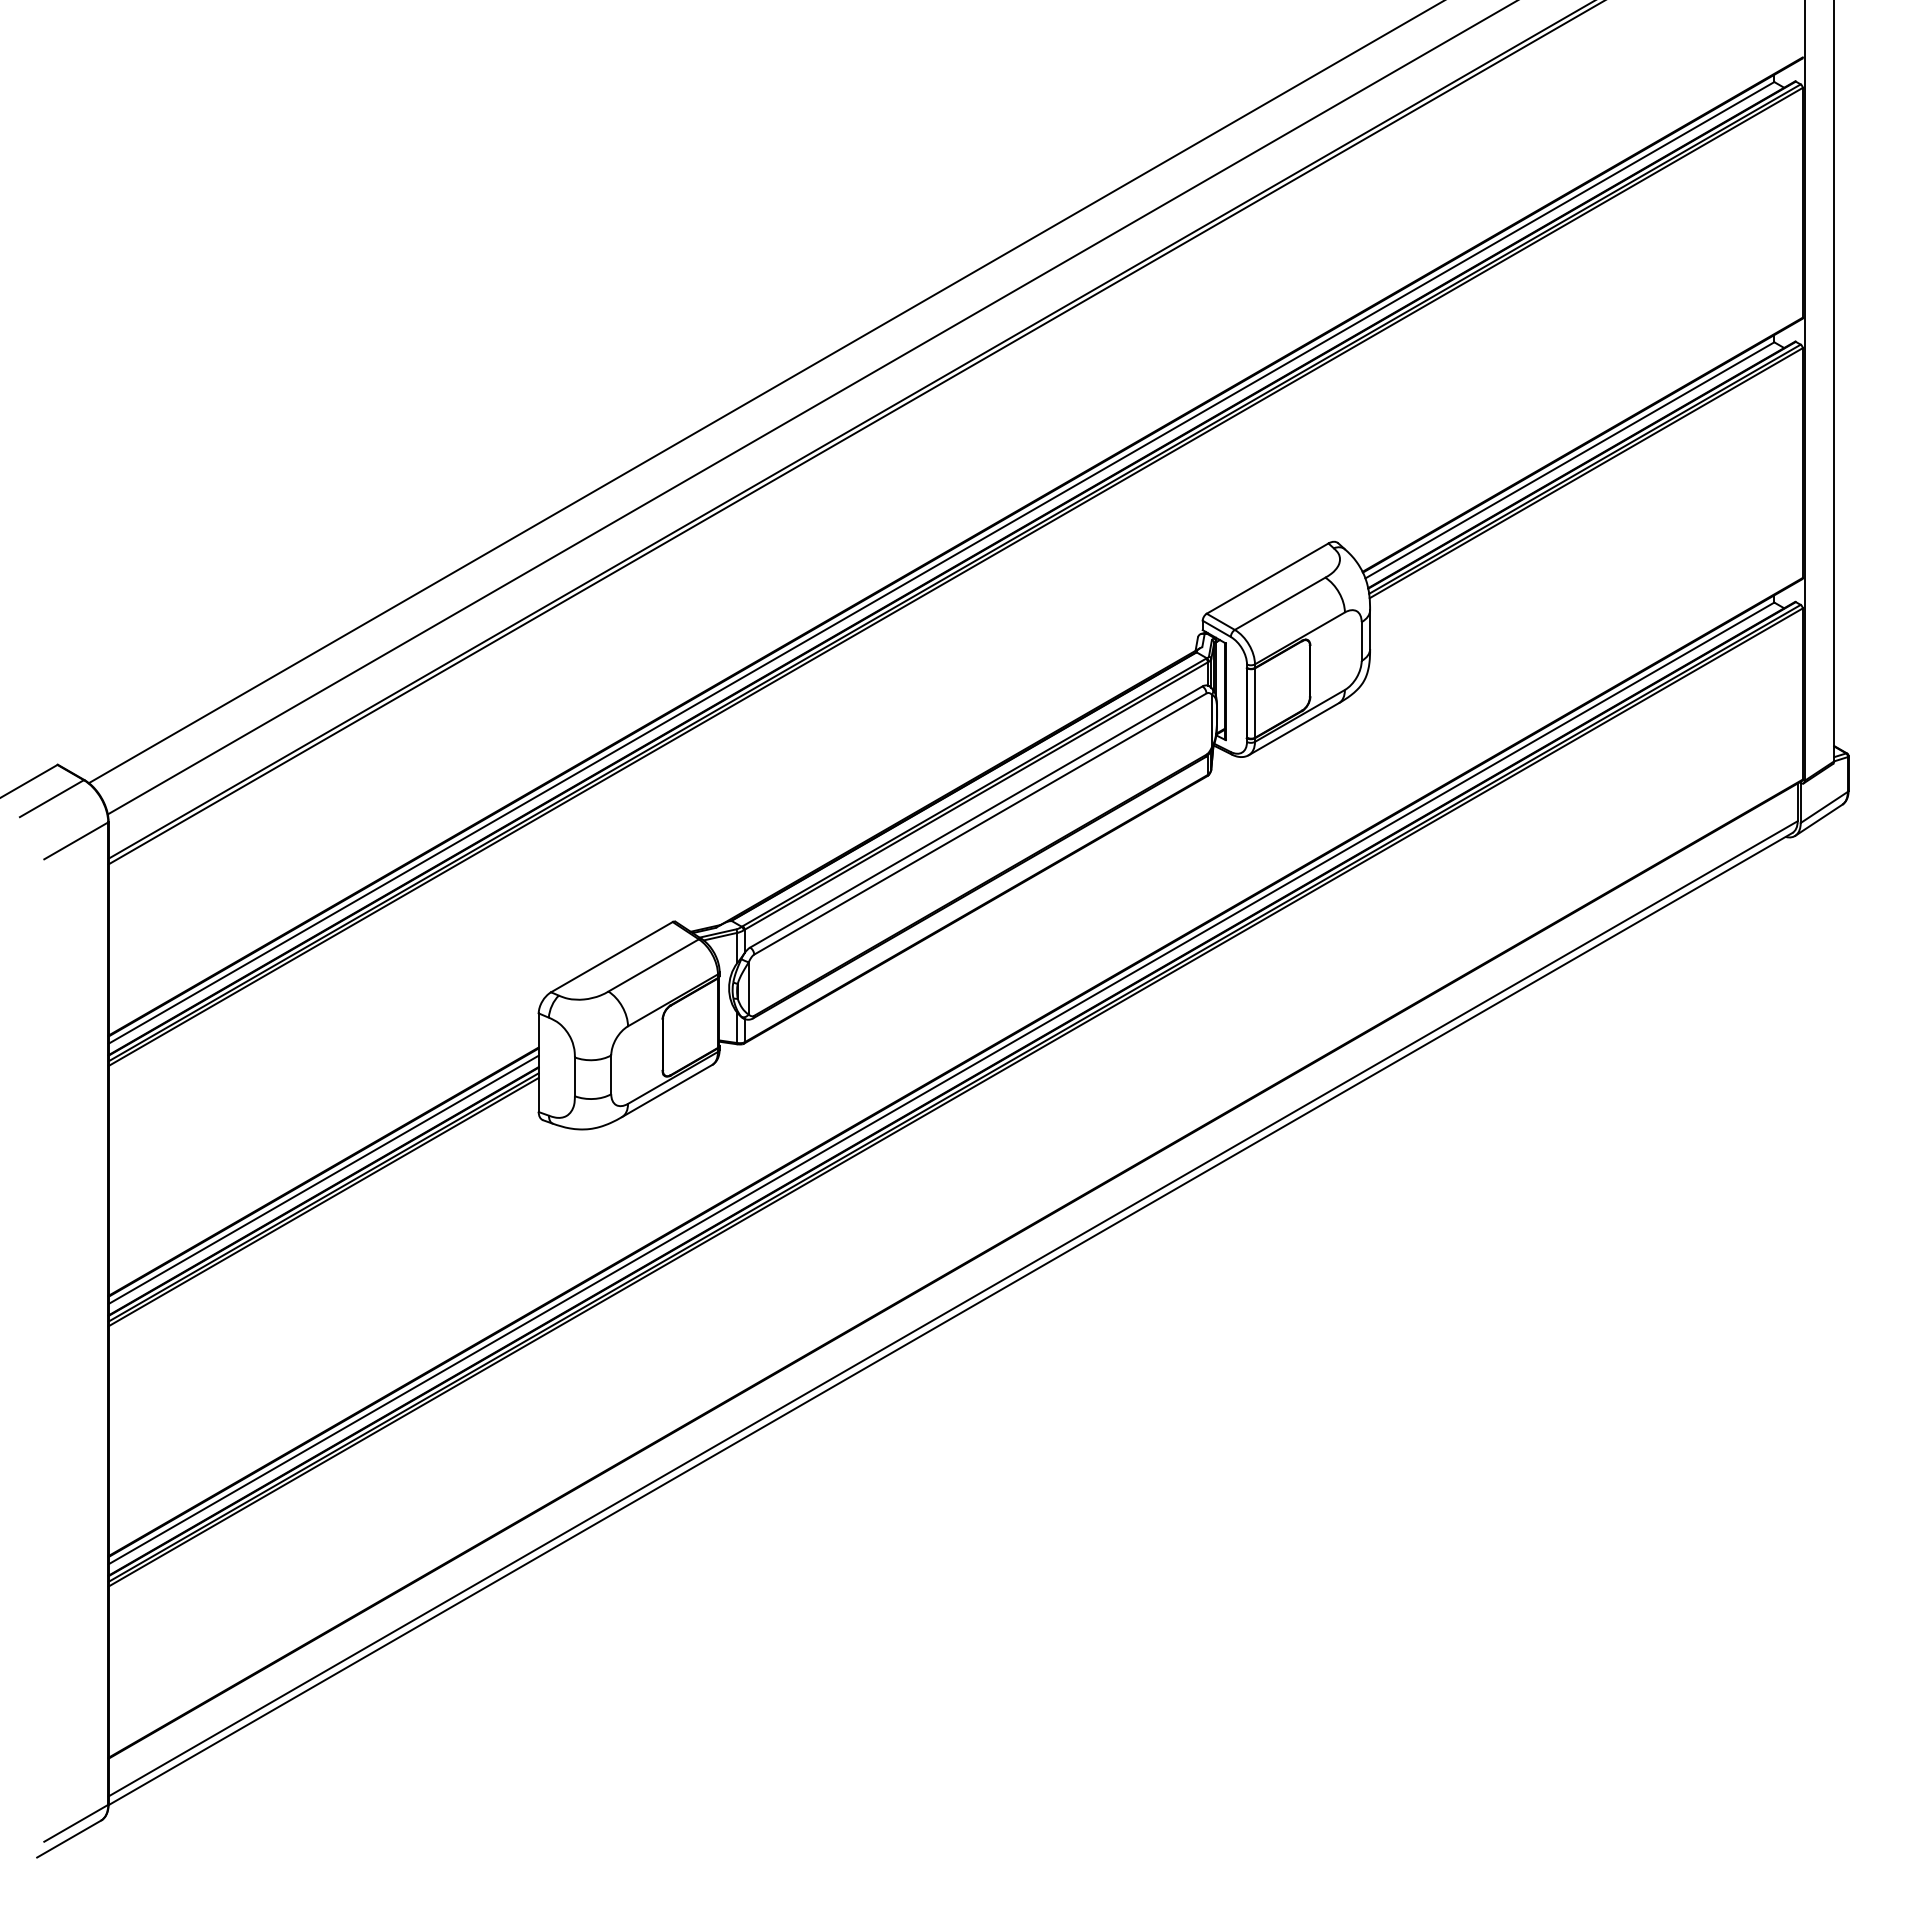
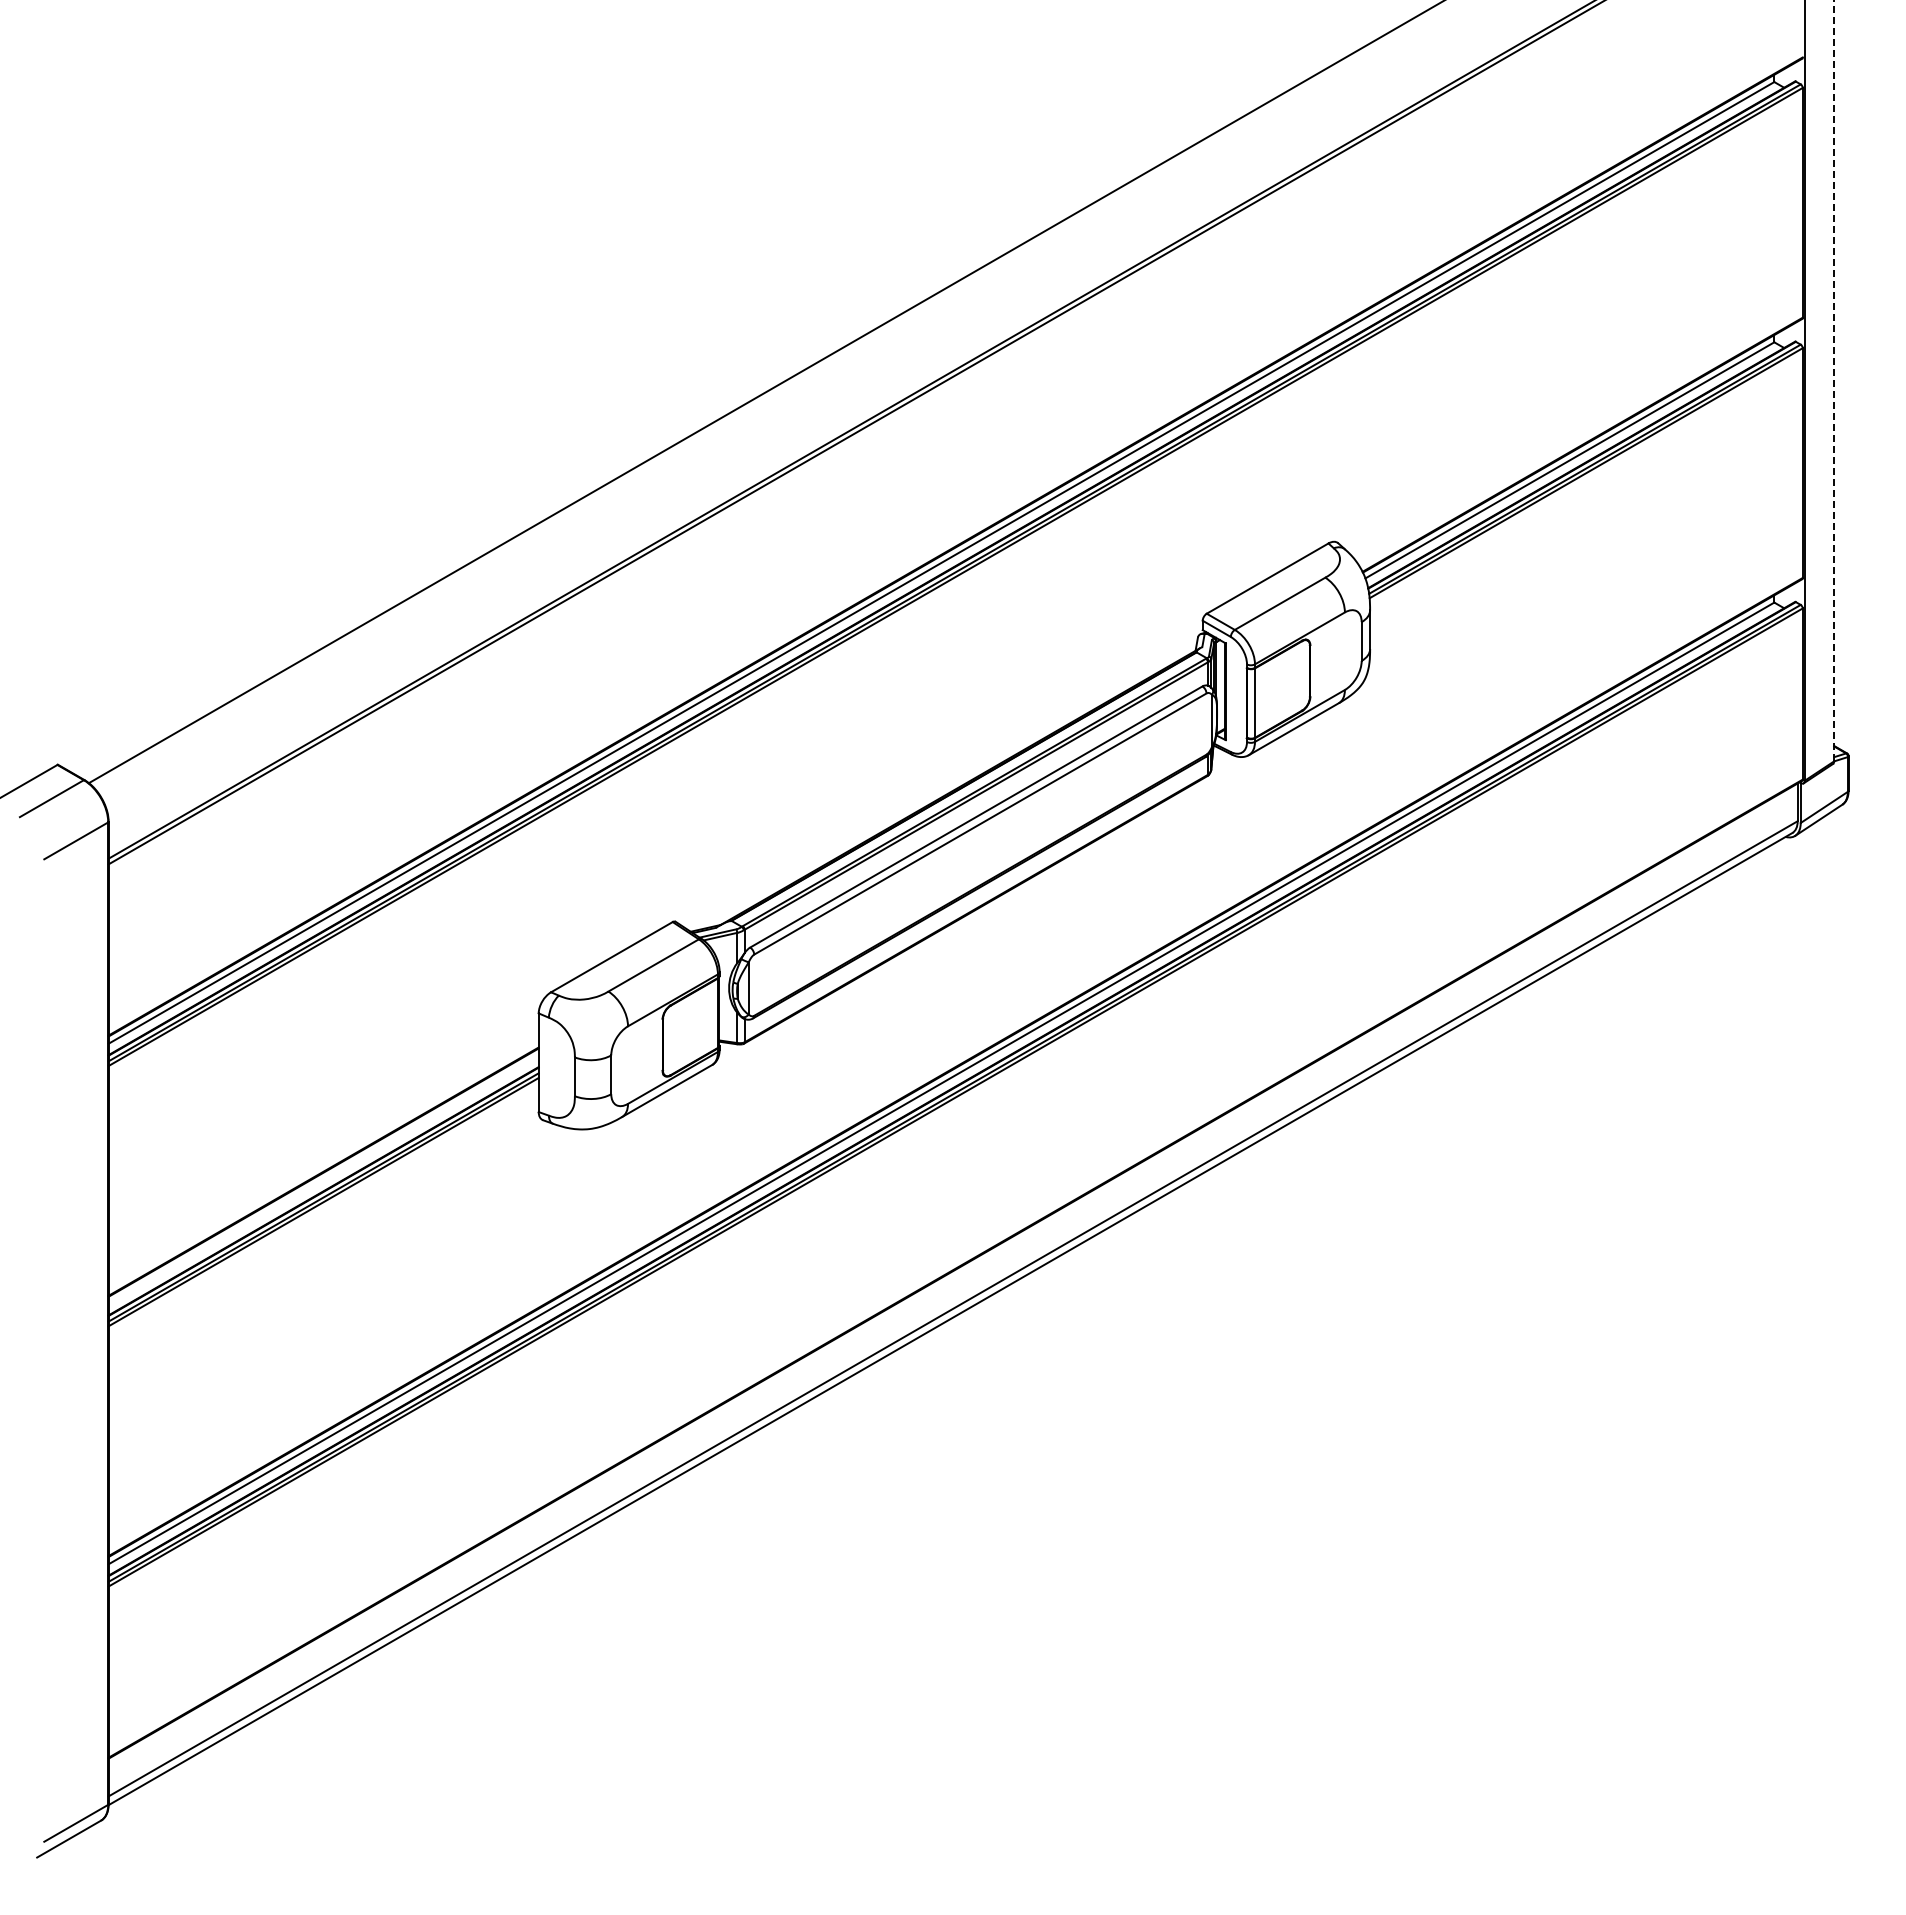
line: solid -> dashed (1834, 380)
line: present -> none (810, 408)
line: present -> none (323, 1179)
